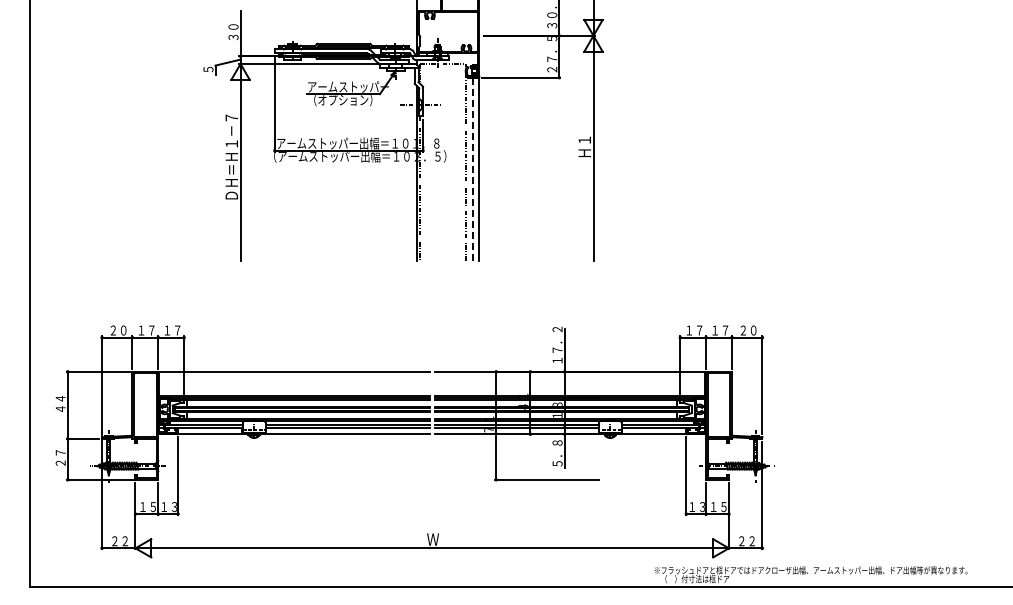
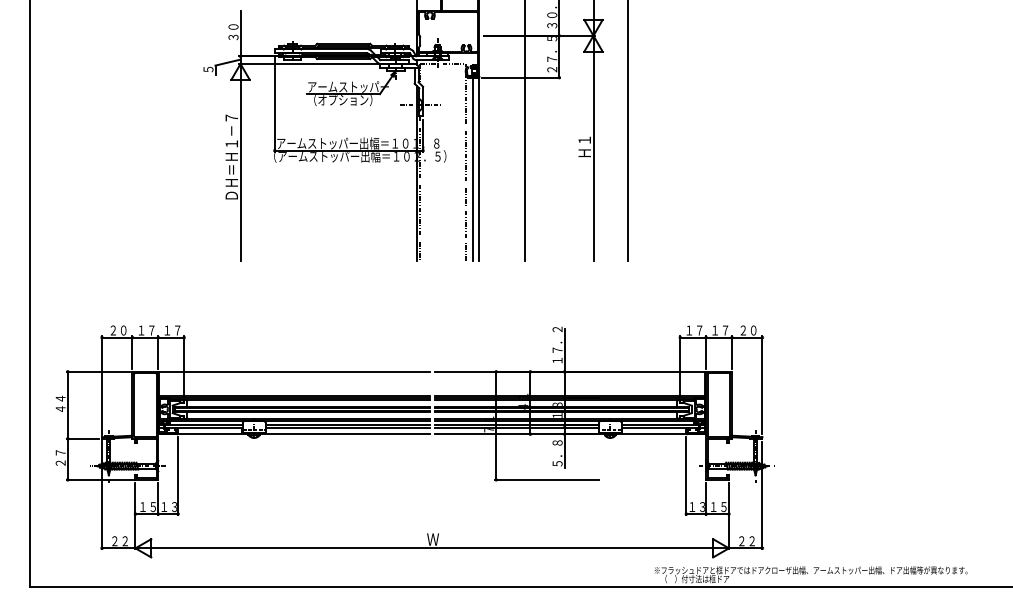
line: none -> present (525, 131)
line: none -> present (627, 131)
line: dashed -> solid (473, 169)
